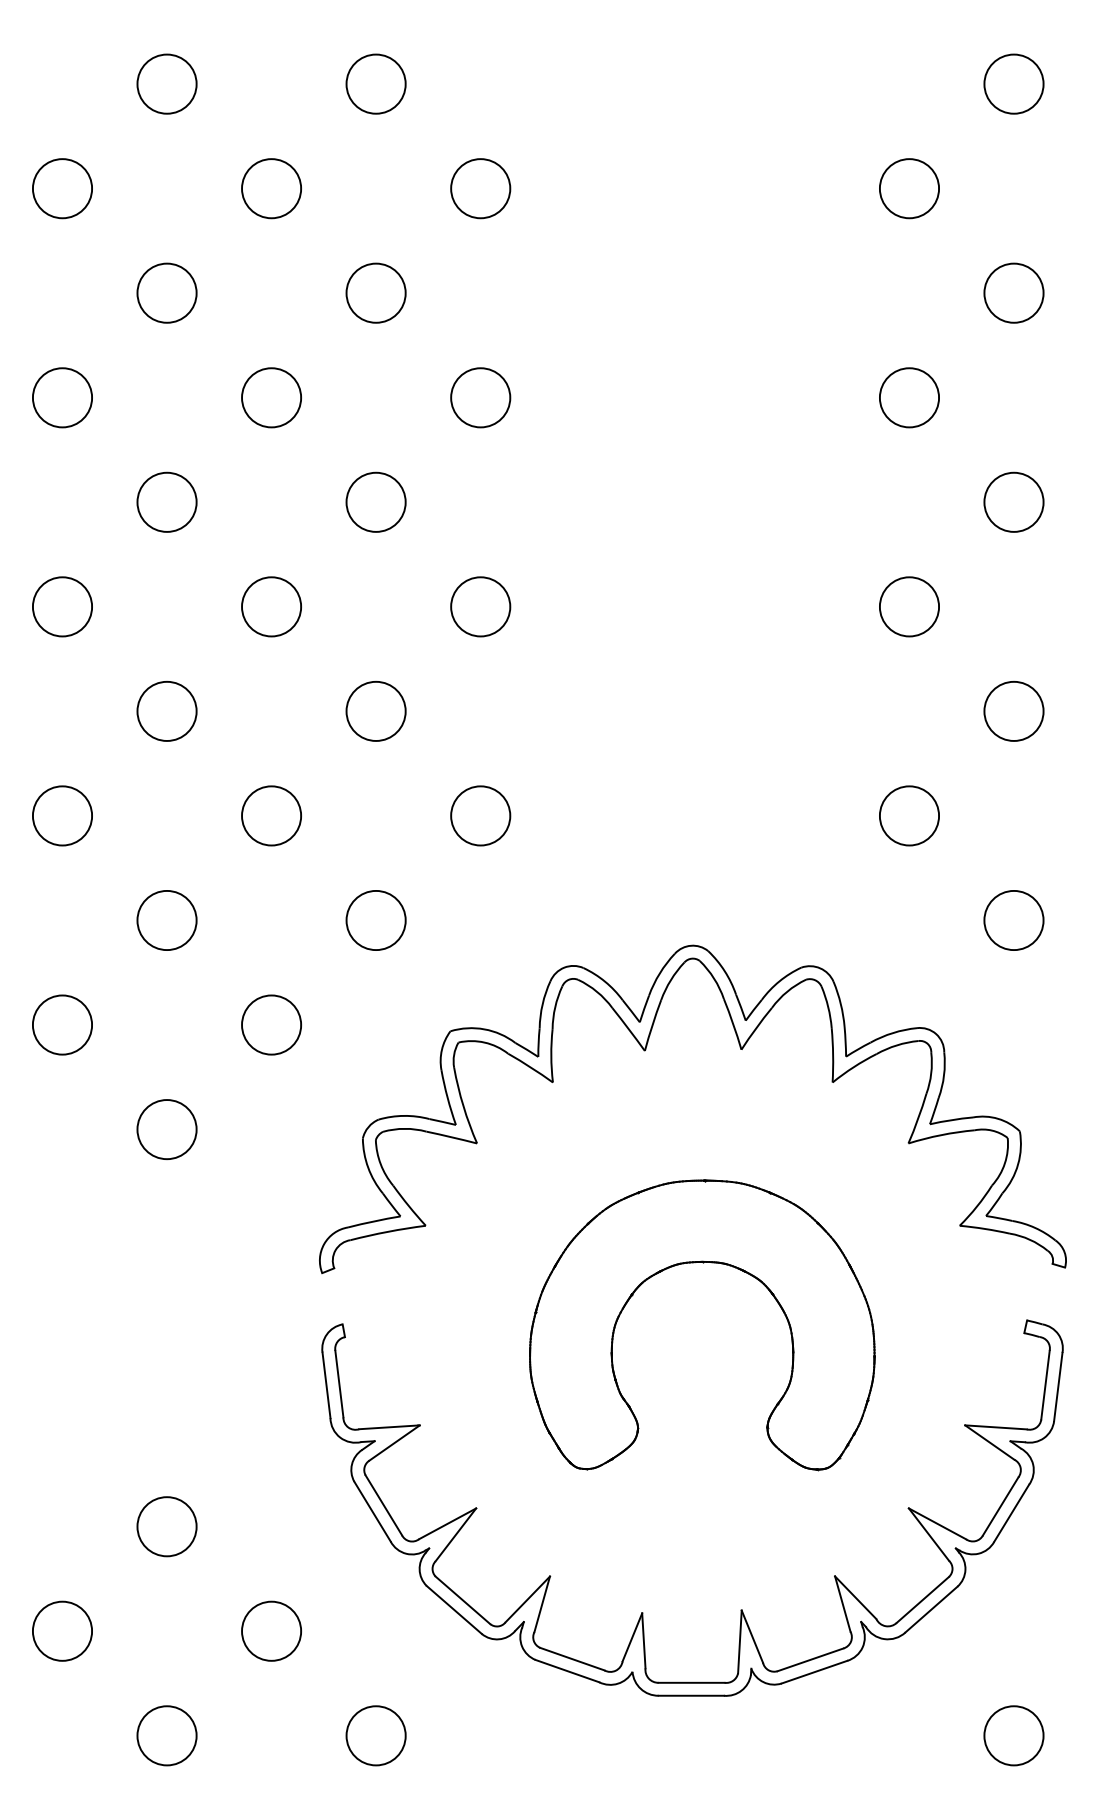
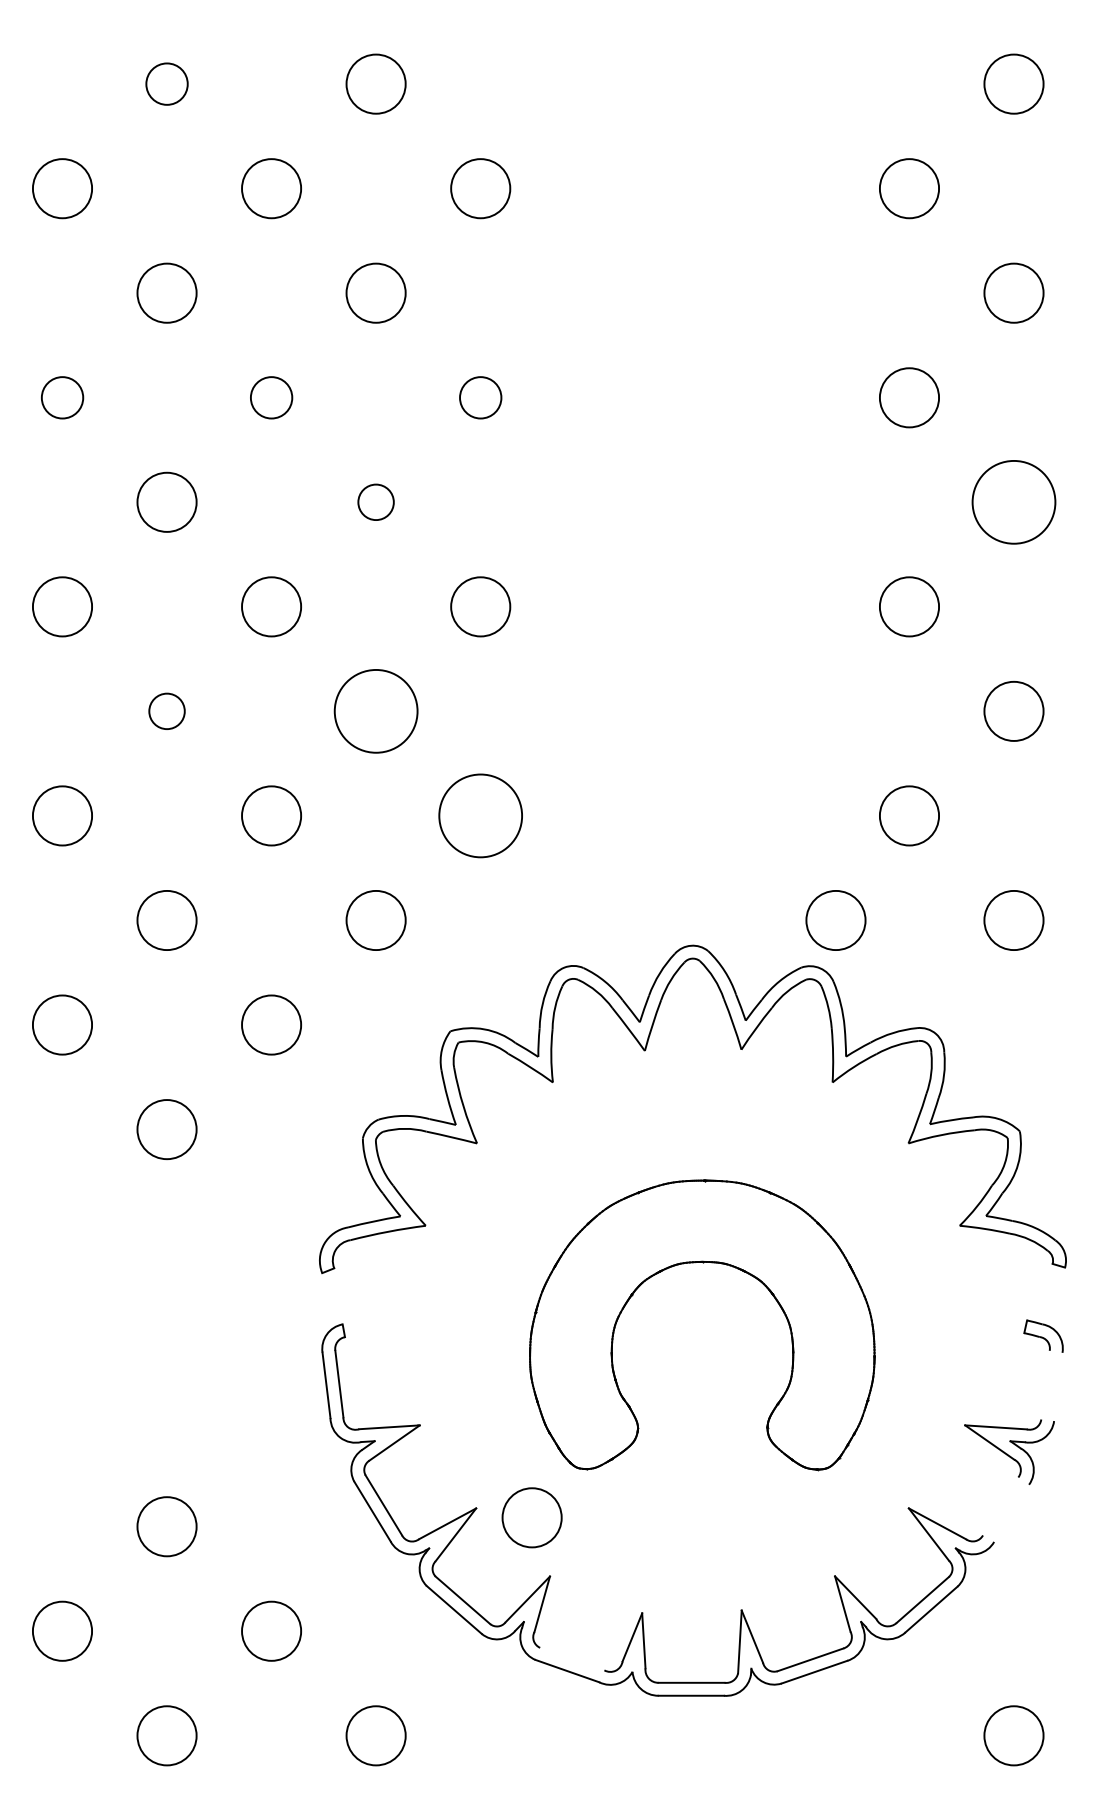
circle diameter: 59 px -> 41 px (166, 83)
circle diameter: 59 px -> 41 px (62, 397)
circle diameter: 59 px -> 41 px (271, 397)
circle diameter: 59 px -> 41 px (480, 397)
circle diameter: 59 px -> 35 px (375, 502)
circle diameter: 59 px -> 83 px (1013, 501)
circle diameter: 59 px -> 35 px (166, 711)
circle size: 62x61 px -> 86x85 px (375, 711)
circle diameter: 59 px -> 83 px (480, 815)
circle: none -> present (835, 920)
line: present -> none (1045, 1384)
line: present -> none (1058, 1386)
line: present -> none (1000, 1506)
line: present -> none (1011, 1512)
circle: none -> present (531, 1517)
line: present -> none (572, 1658)
